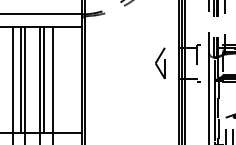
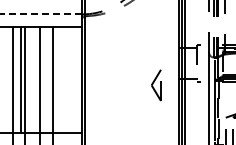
line: solid -> dashed (41, 14)
part position: (160, 63) -> (156, 85) (156, 85)
line: present -> none (44, 79)
